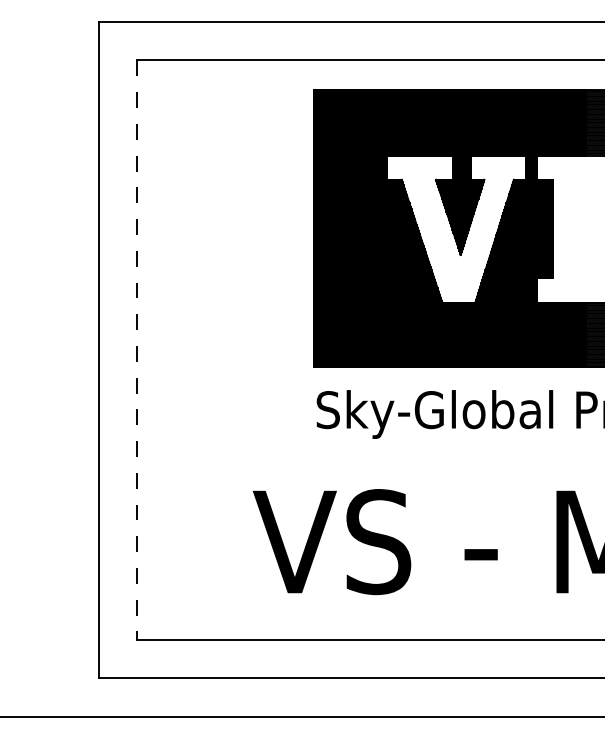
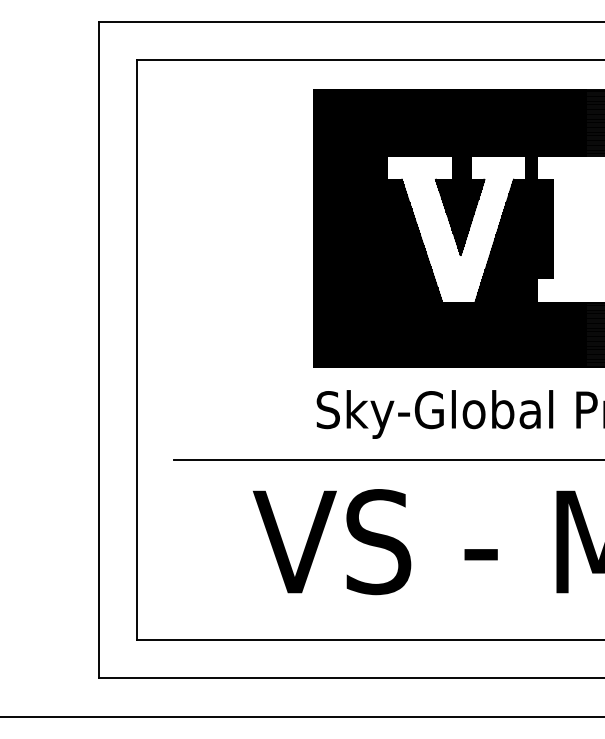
line: dashed -> solid (137, 350)
line: none -> present (387, 459)
